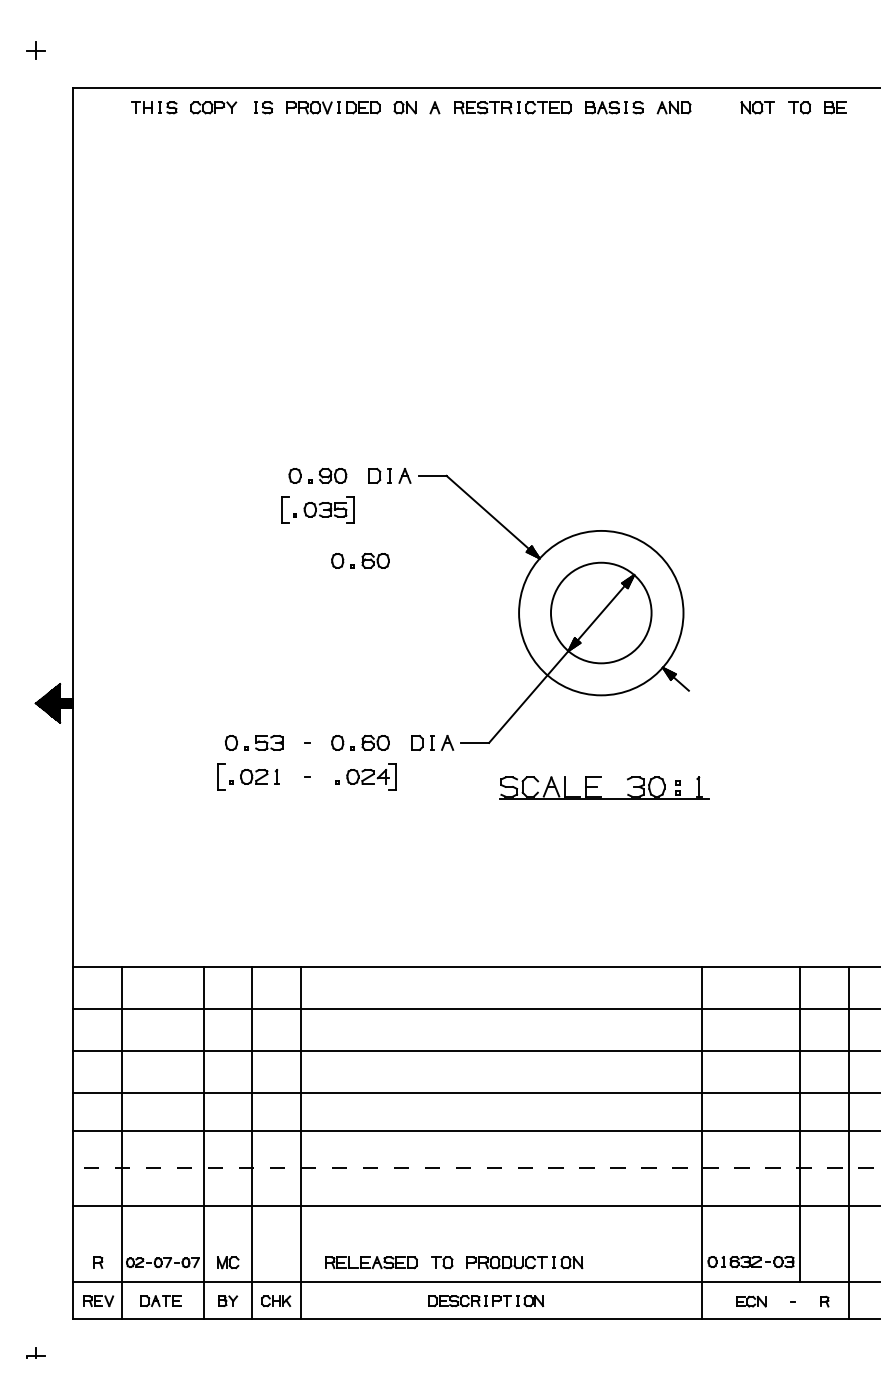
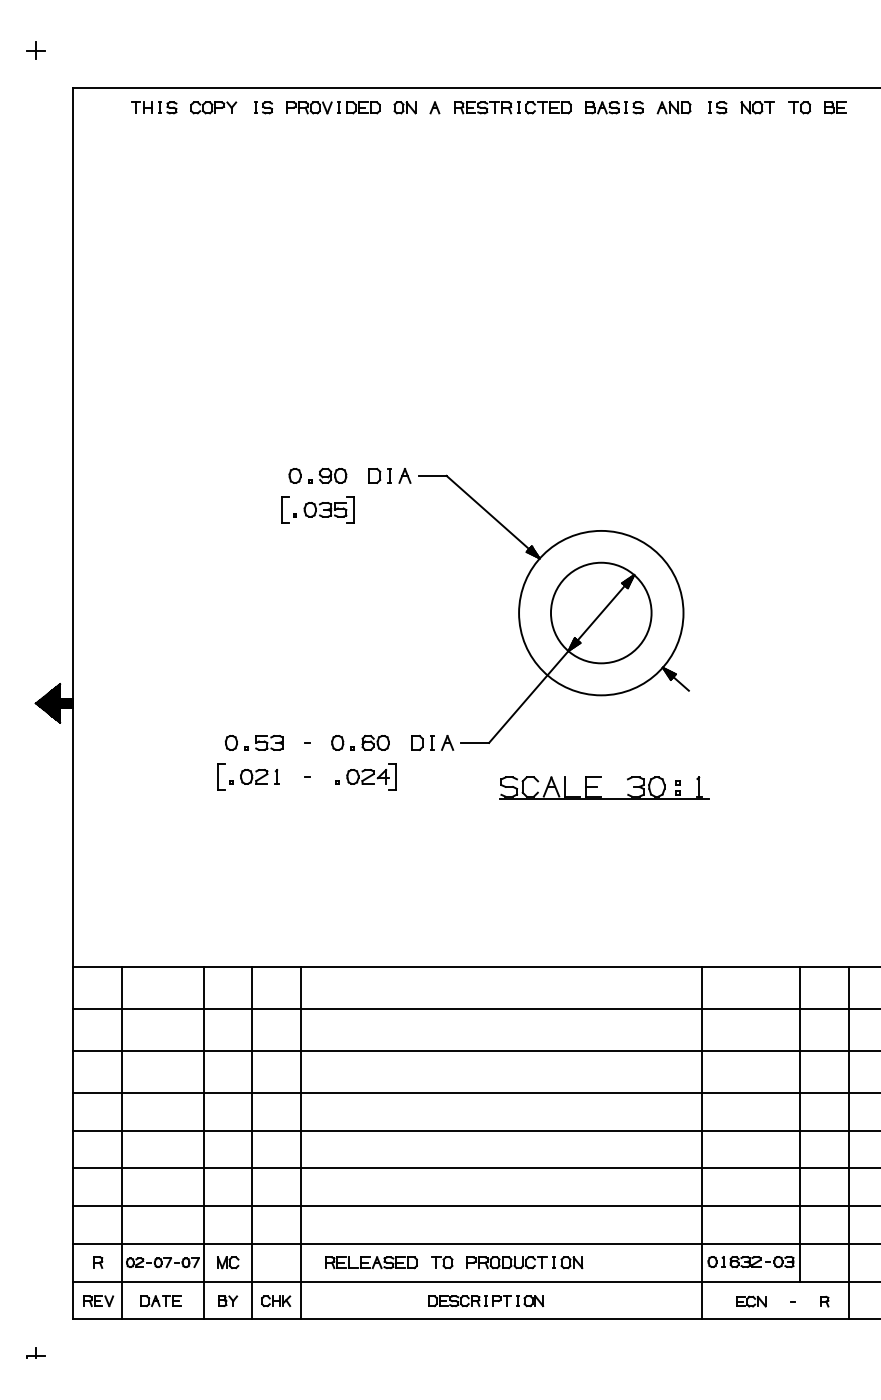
part: none -> present (717, 107)
part: present -> none (360, 560)
line: dashed -> solid (476, 1168)
line: none -> present (475, 1243)
